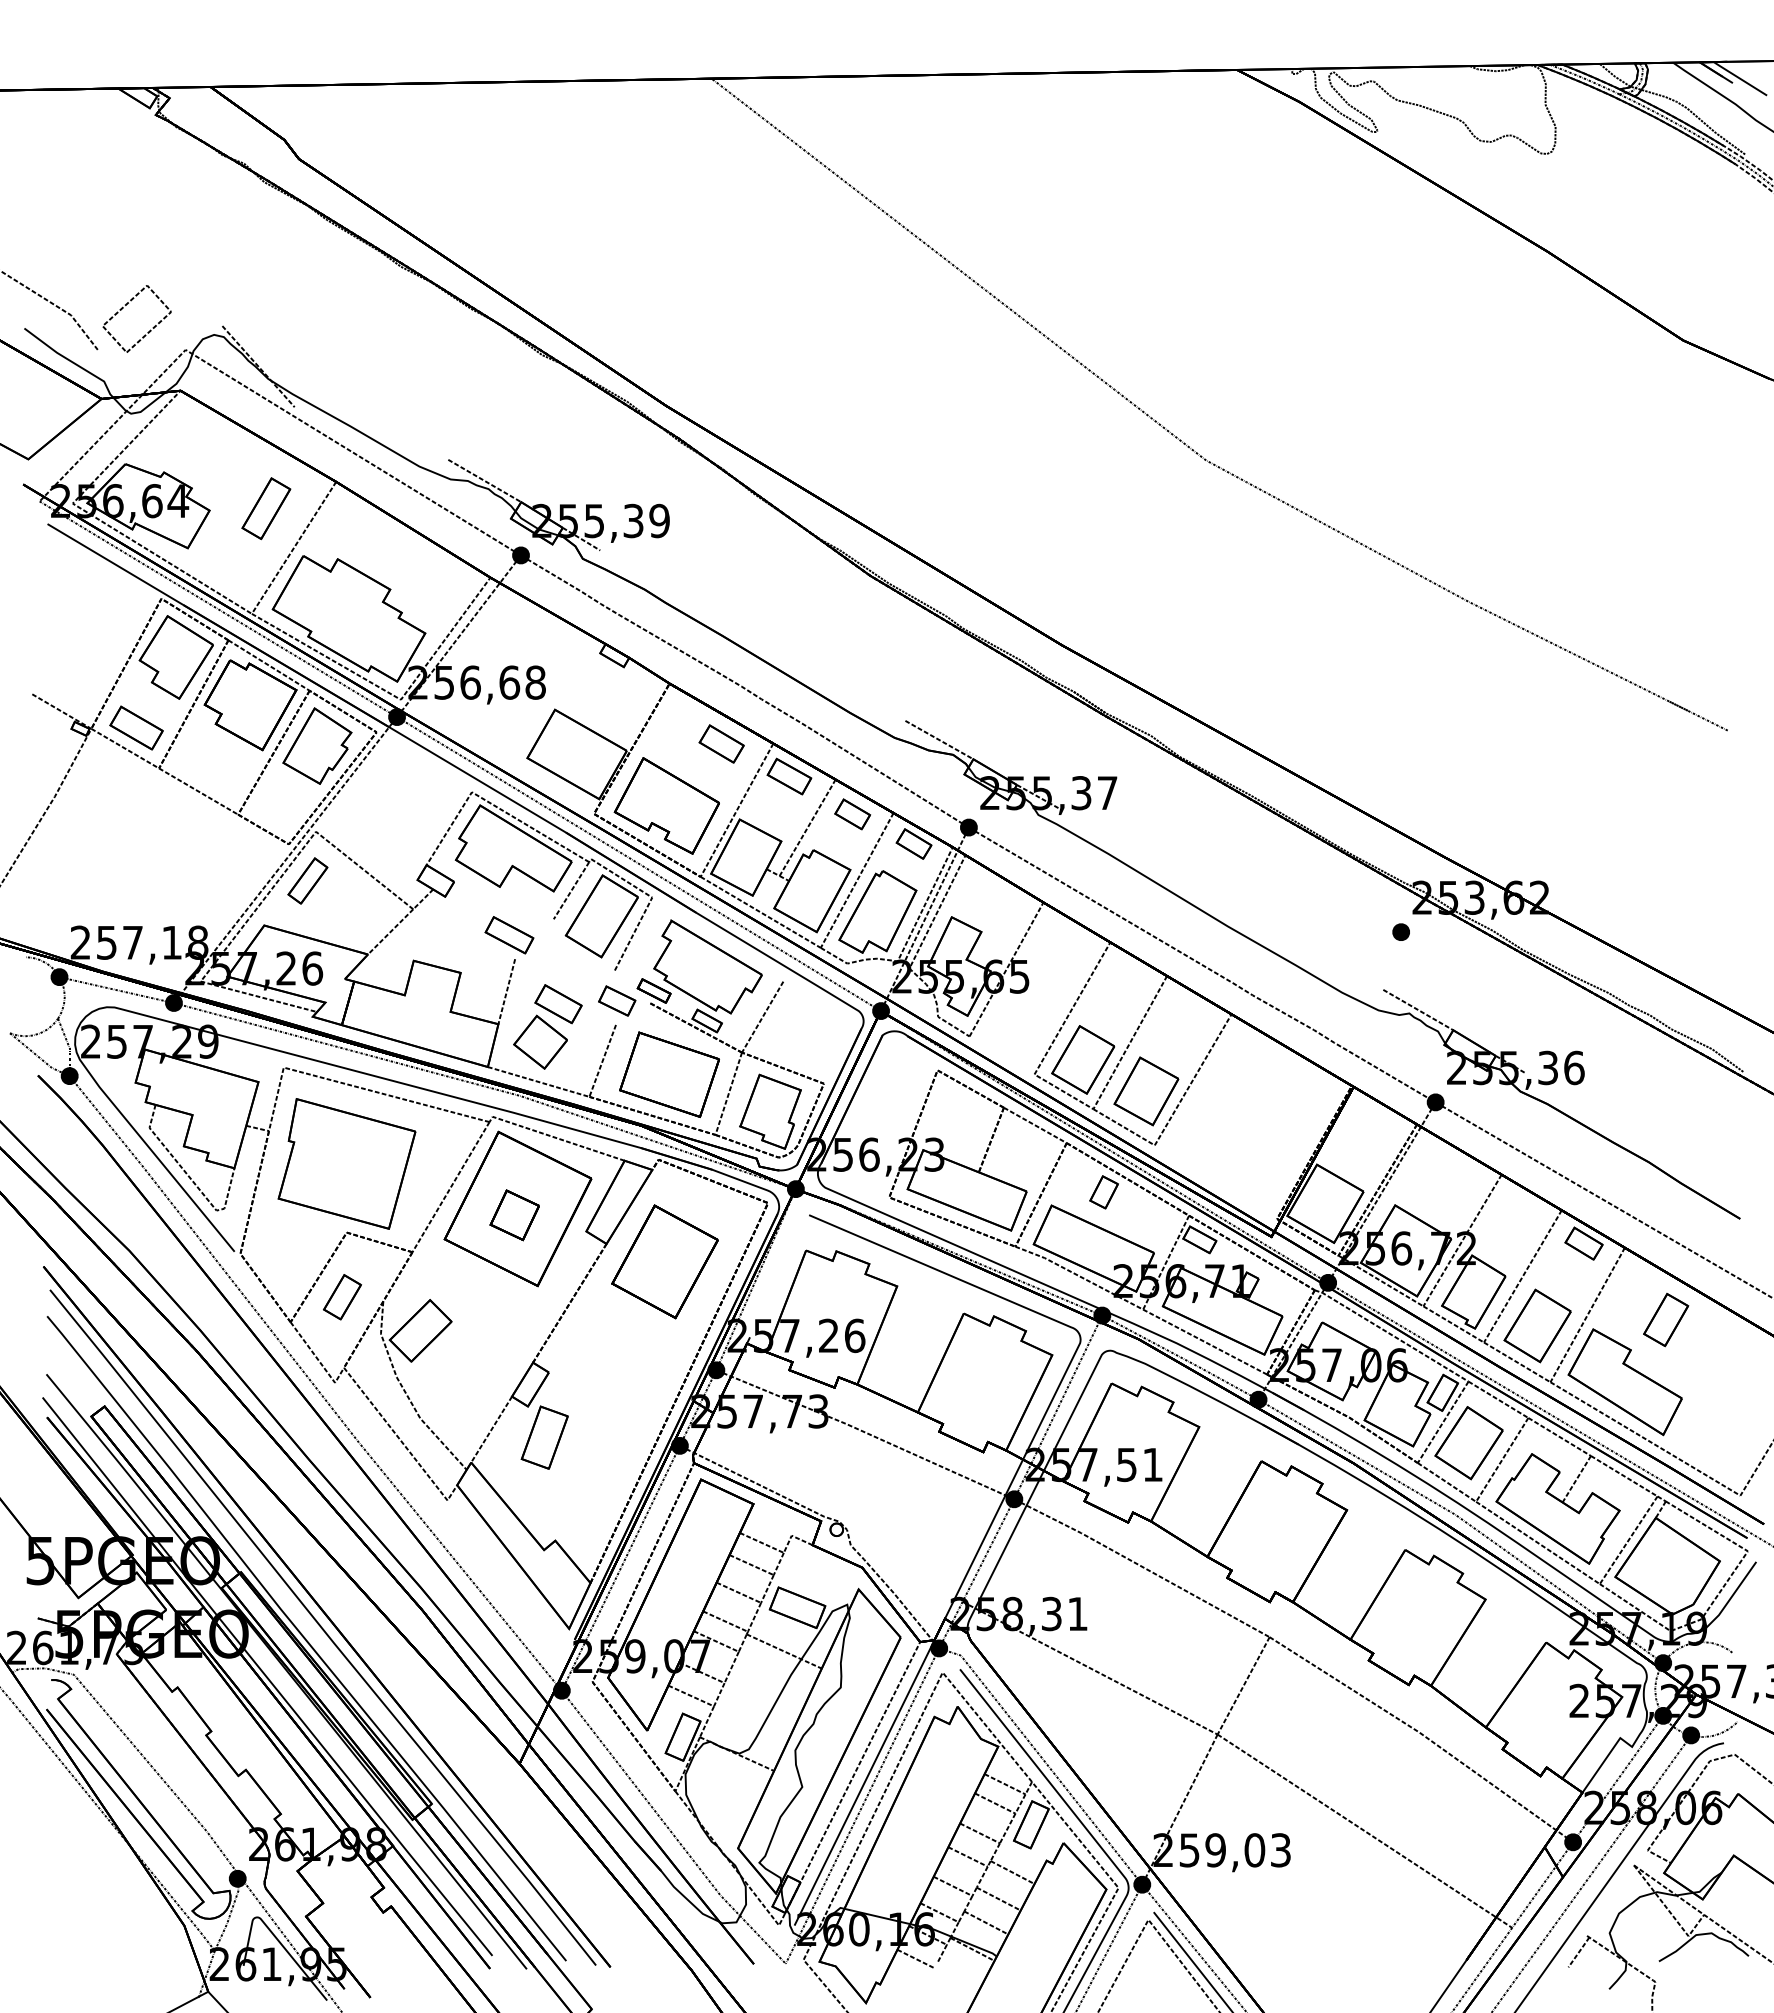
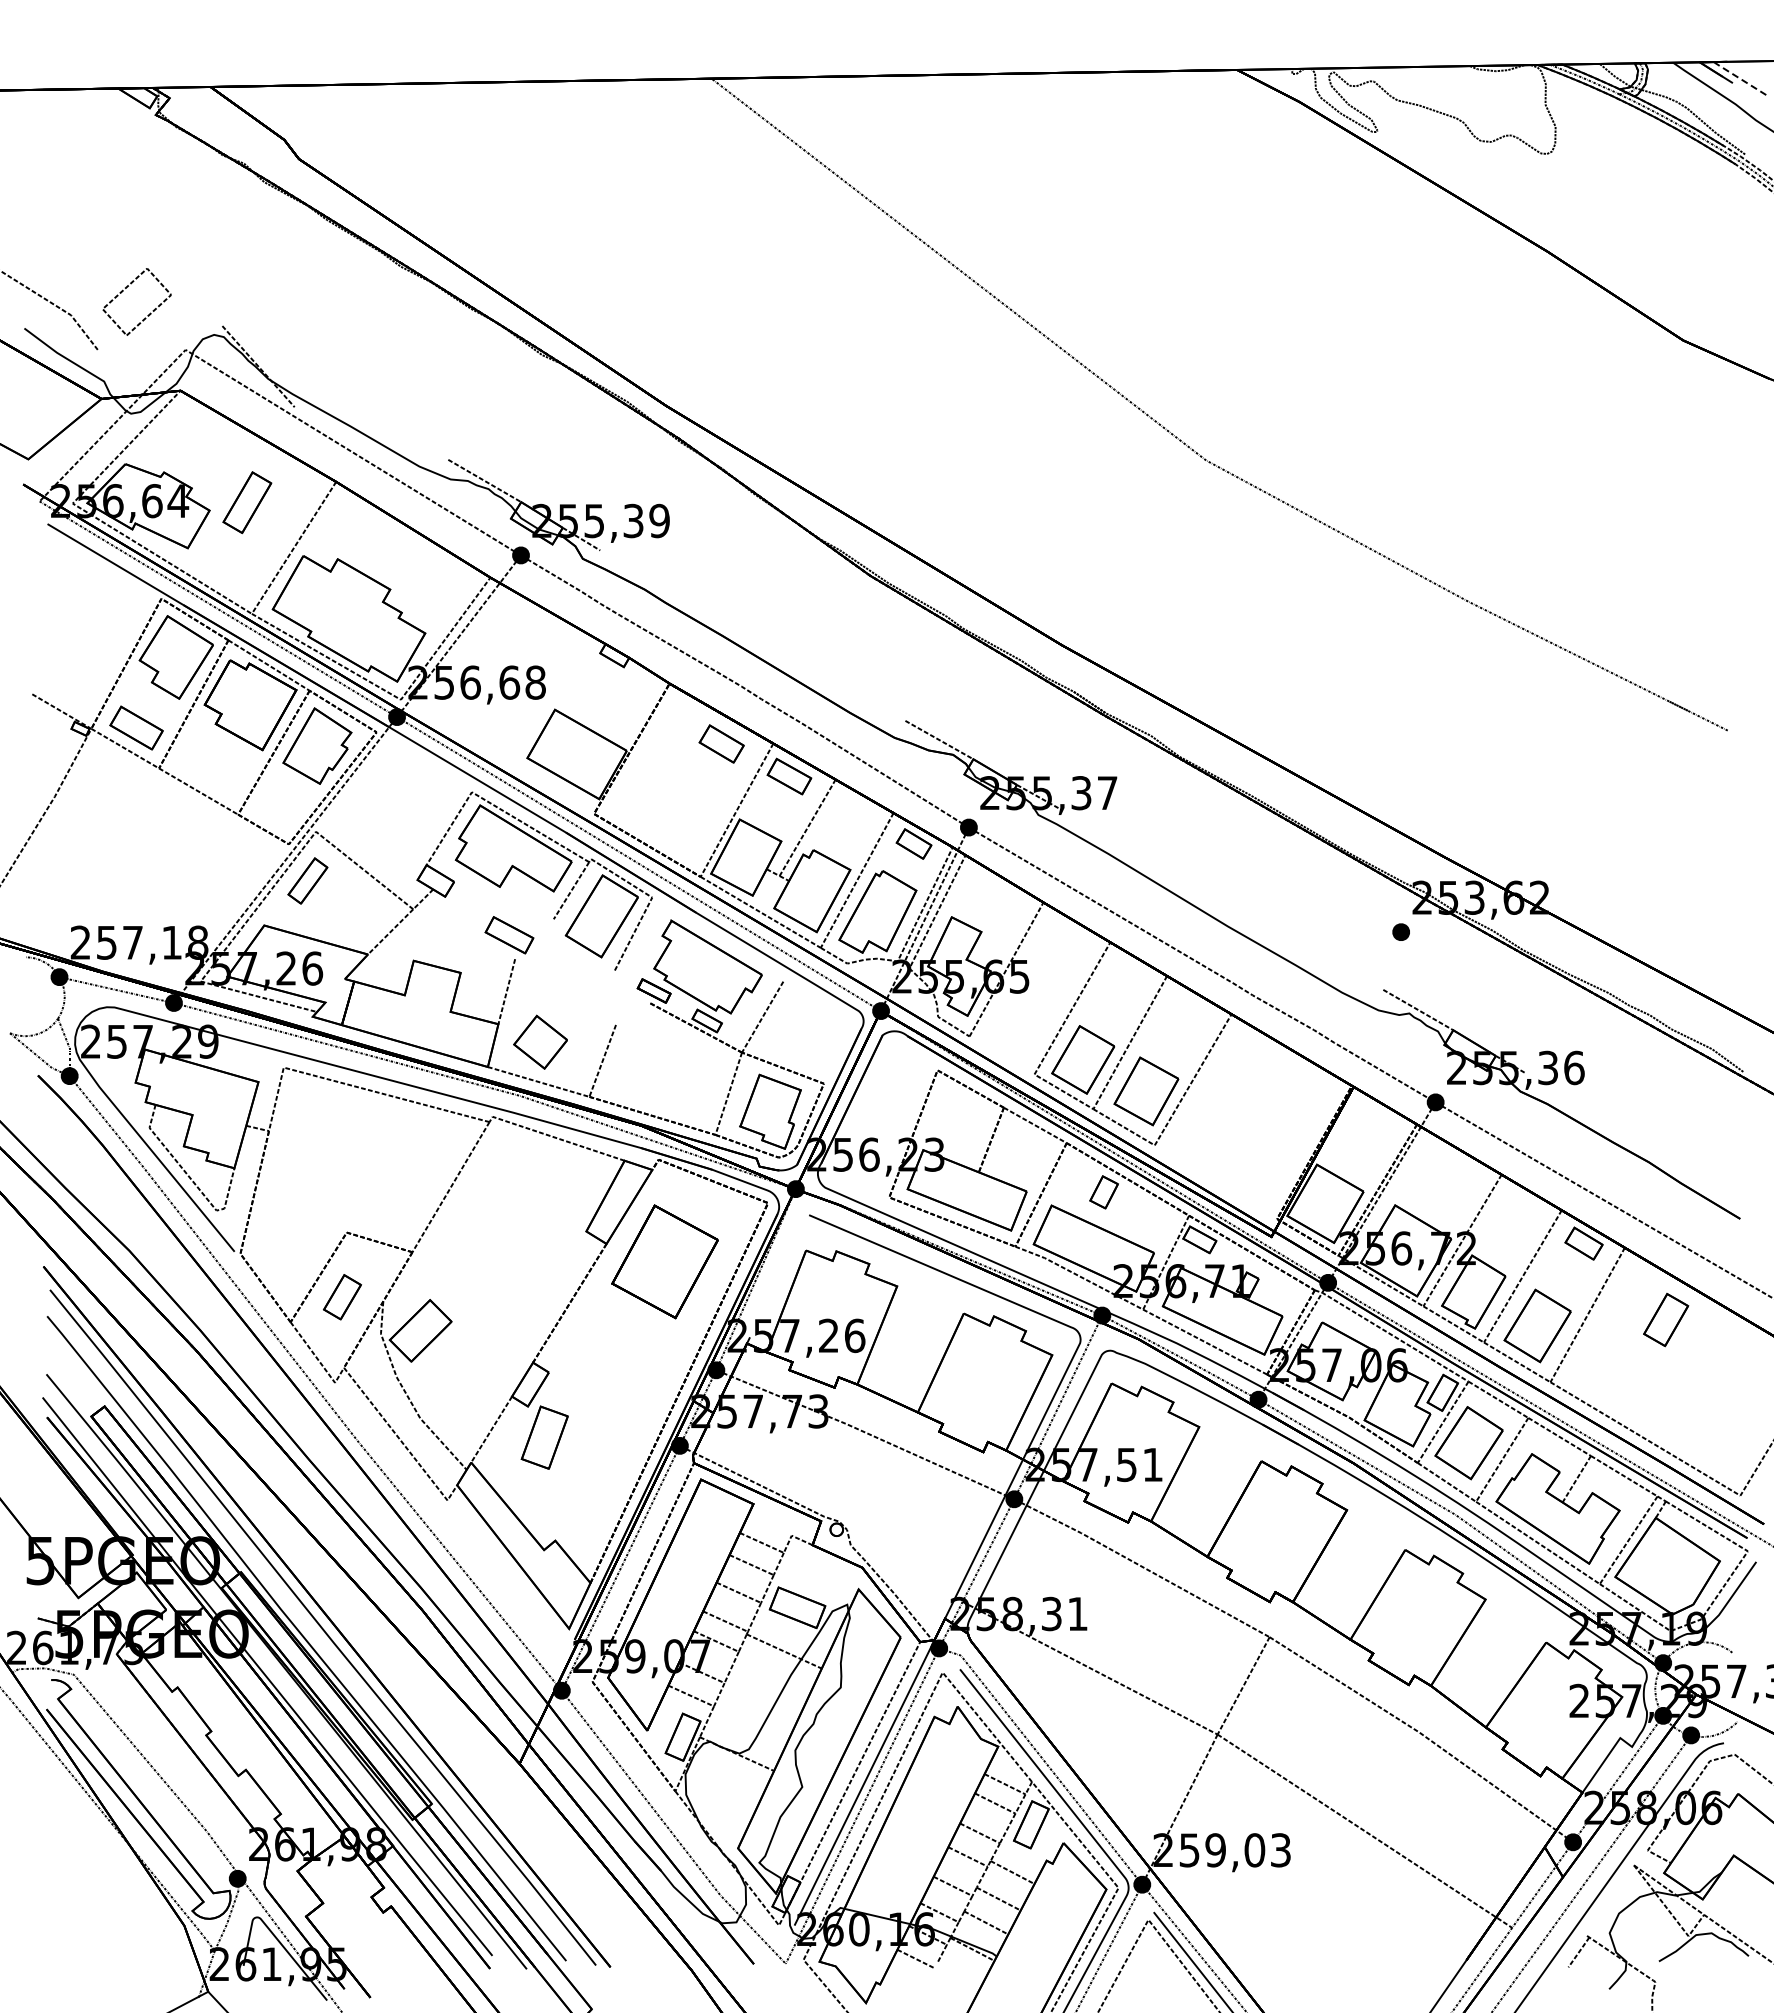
line: solid -> dashed (1740, 78)
part position: (126, 305) -> (126, 288) (126, 288)
part position: (266, 508) -> (247, 502) (247, 502)
part: present -> none (666, 805)
part: present -> none (852, 814)
part: present -> none (617, 1000)
part: present -> none (558, 1004)
part: present -> none (669, 1074)
part: present -> none (346, 1163)
part: present -> none (517, 1208)
part: present -> none (1624, 1382)
